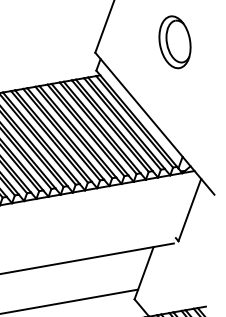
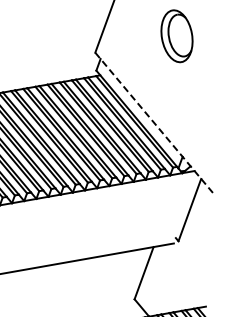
part position: (174, 42) -> (176, 36) (176, 36)
line: solid -> dashed (154, 123)
line: present -> none (70, 301)
